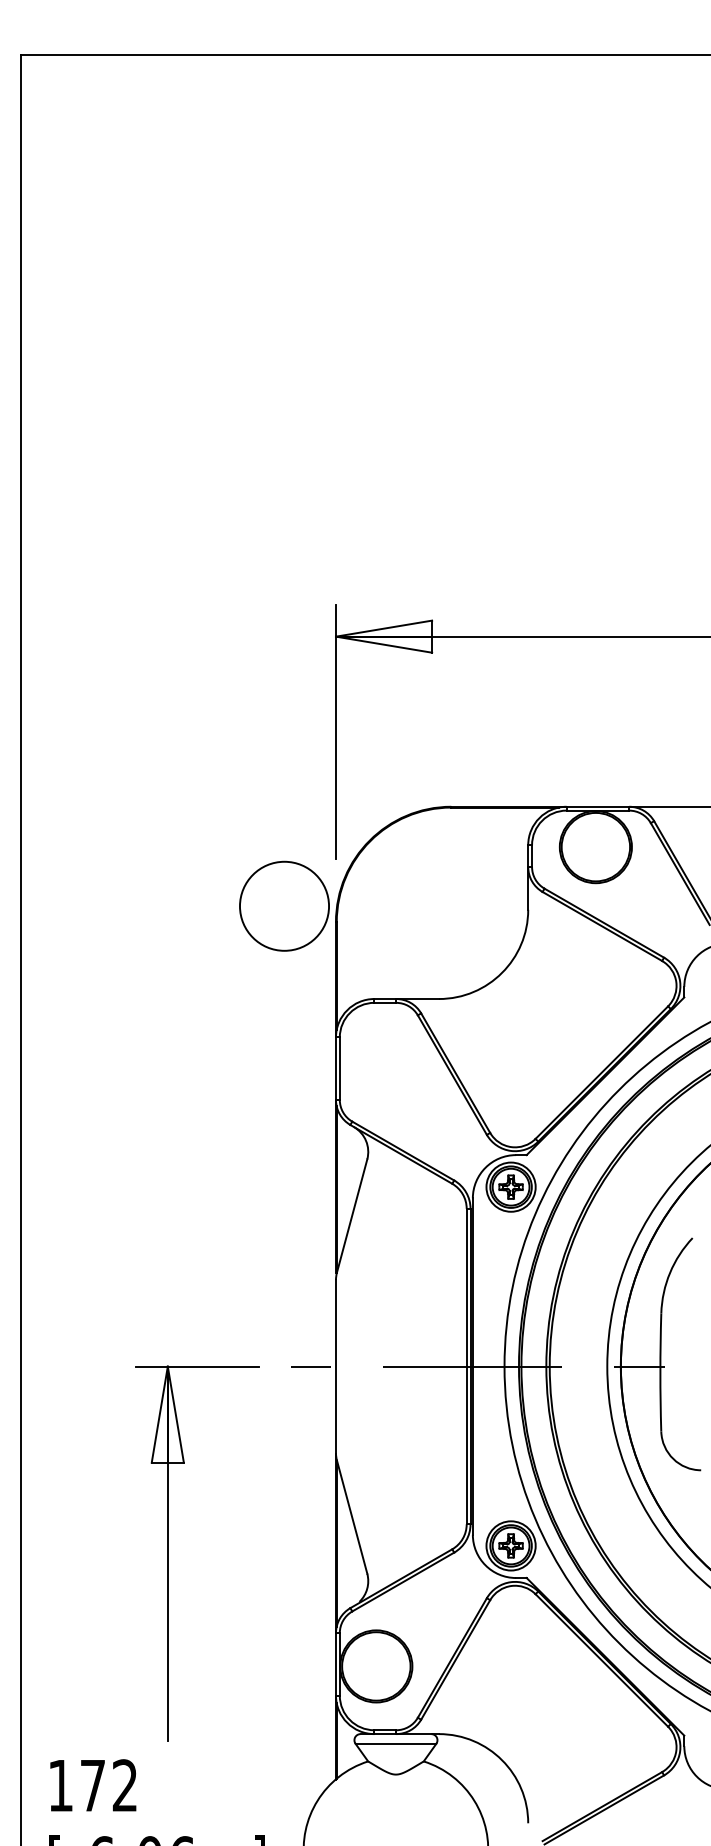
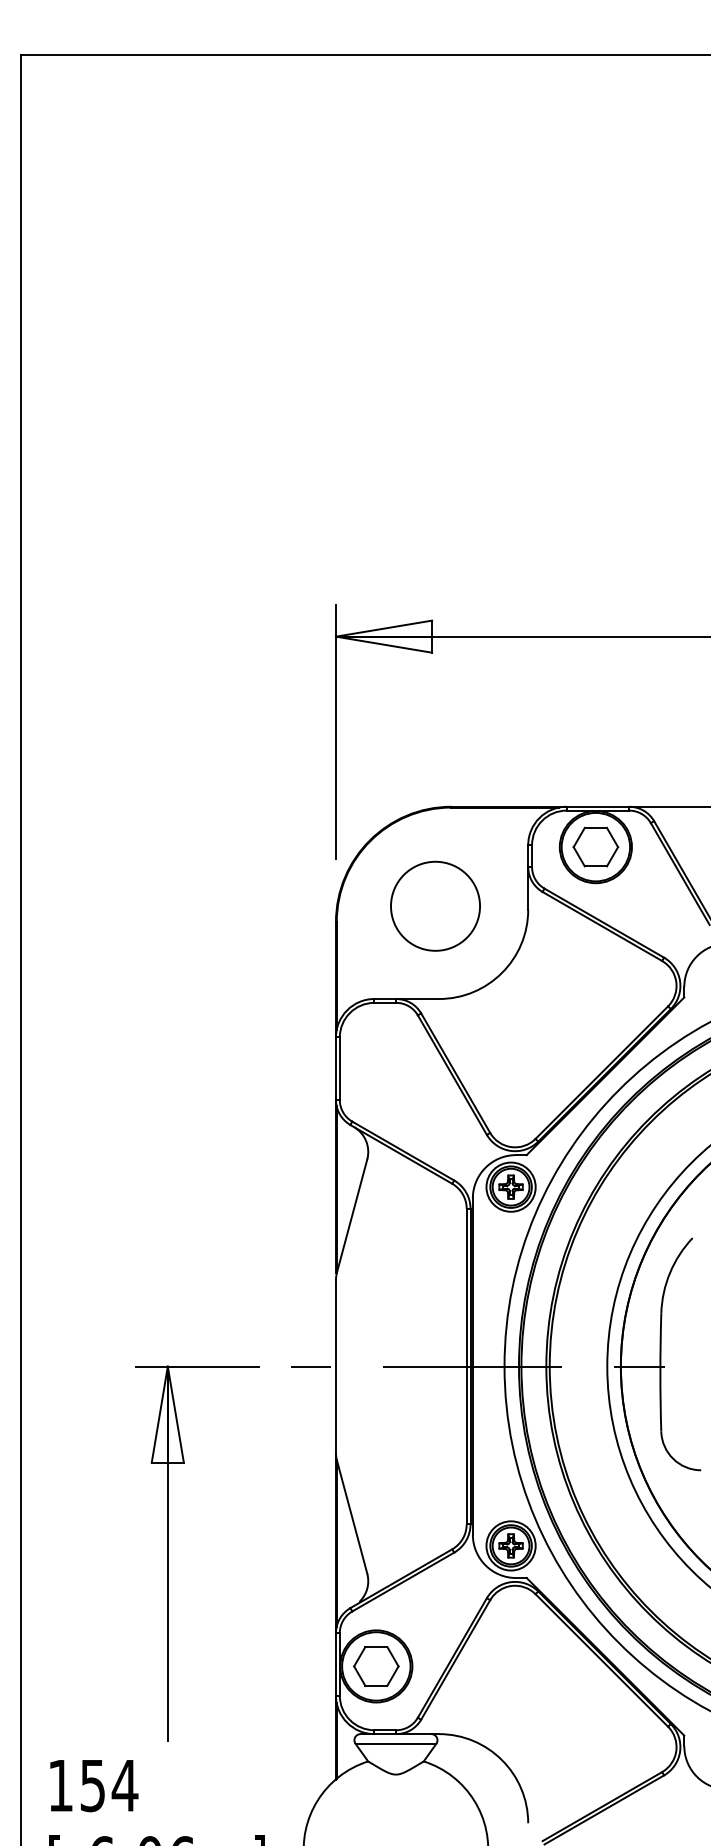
part: none -> present (595, 846)
circle position: (284, 905) -> (435, 905) (435, 905)
part: none -> present (376, 1666)
text: 172 -> 154 (109, 1785)
